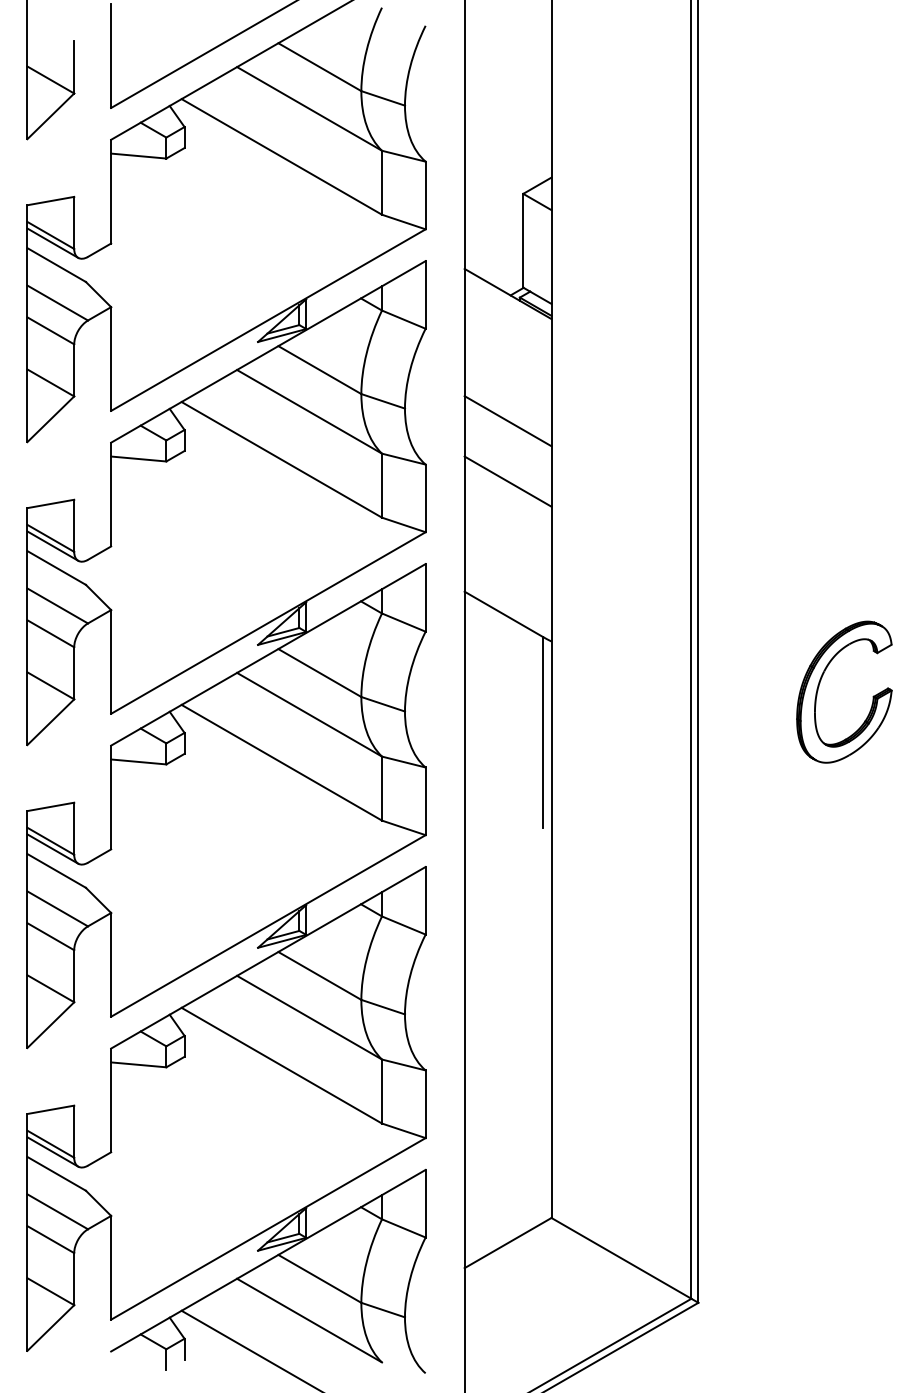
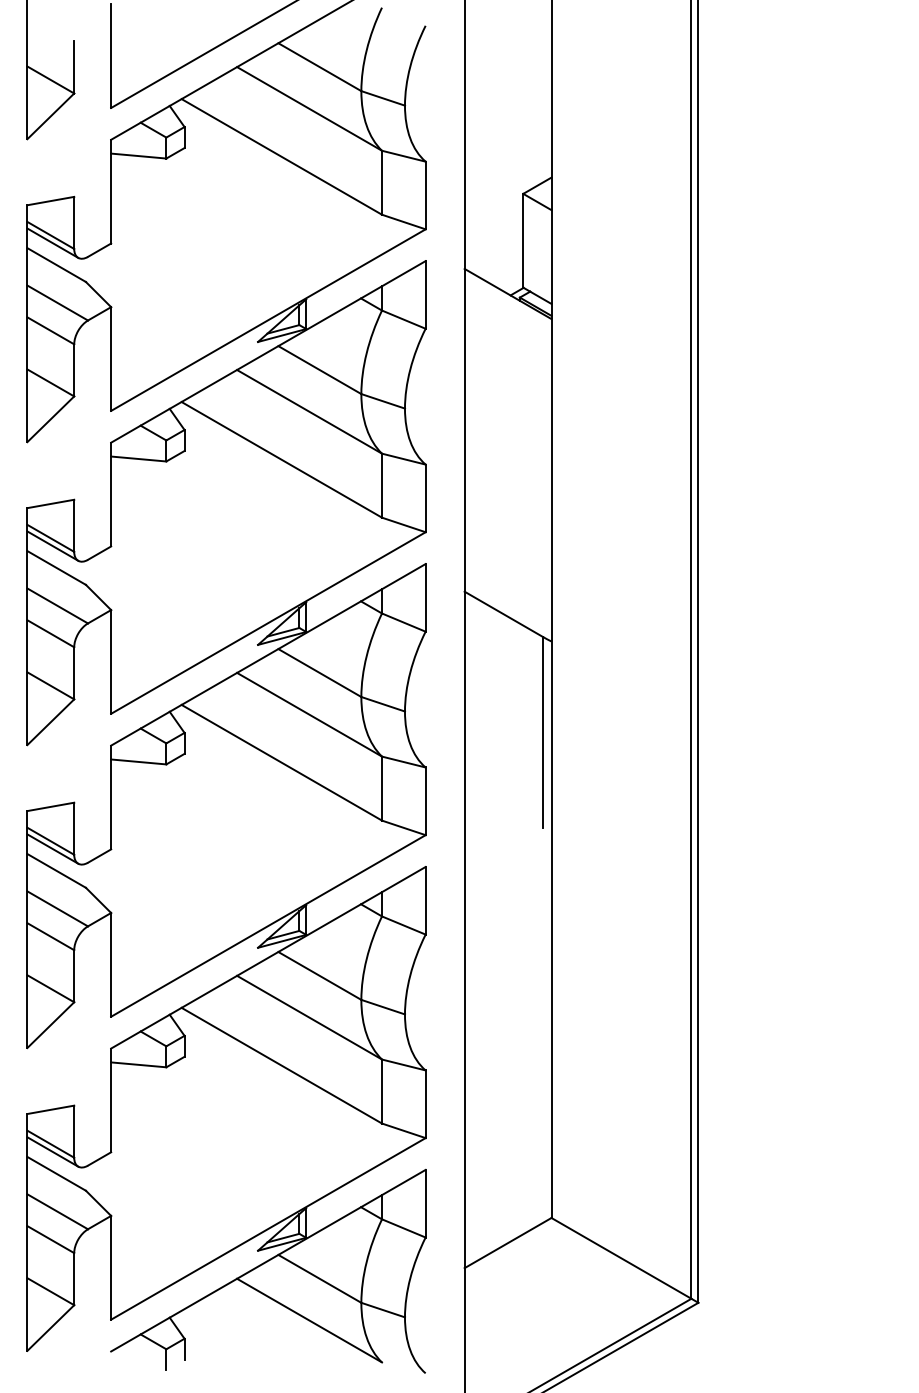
line: present -> none (507, 421)
line: present -> none (507, 481)
part: present -> none (820, 683)
line: present -> none (249, 1349)
